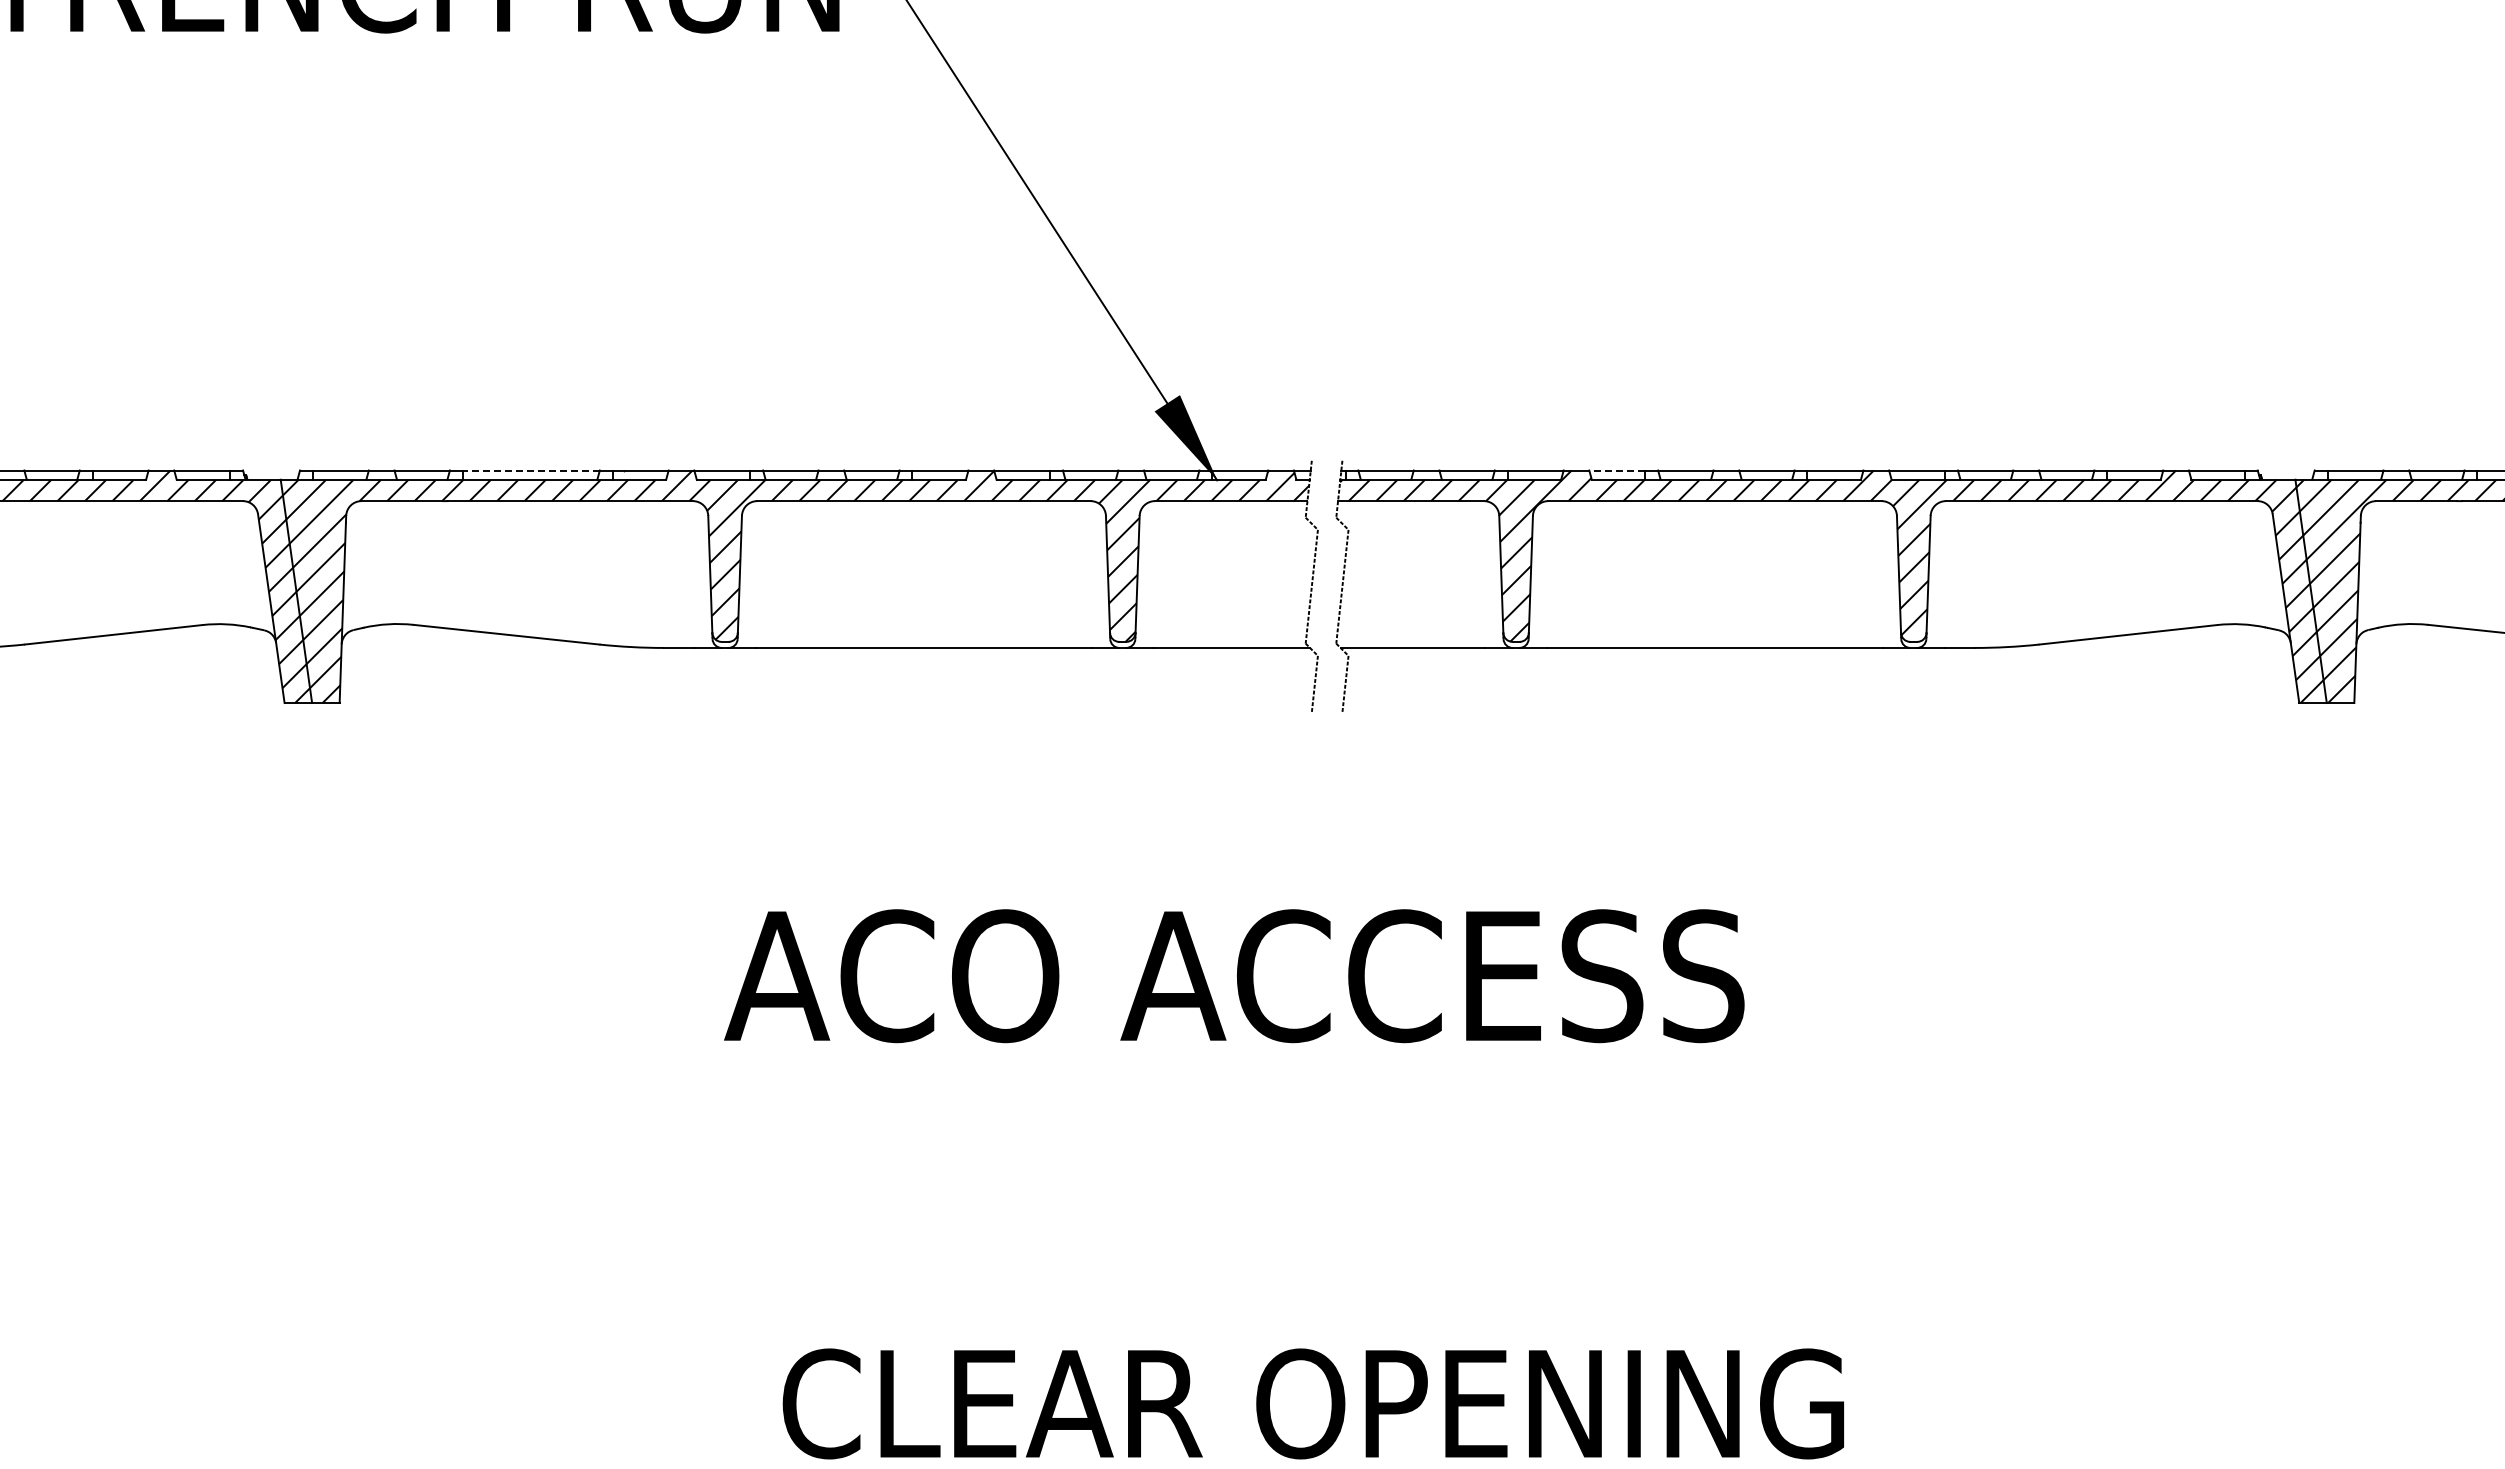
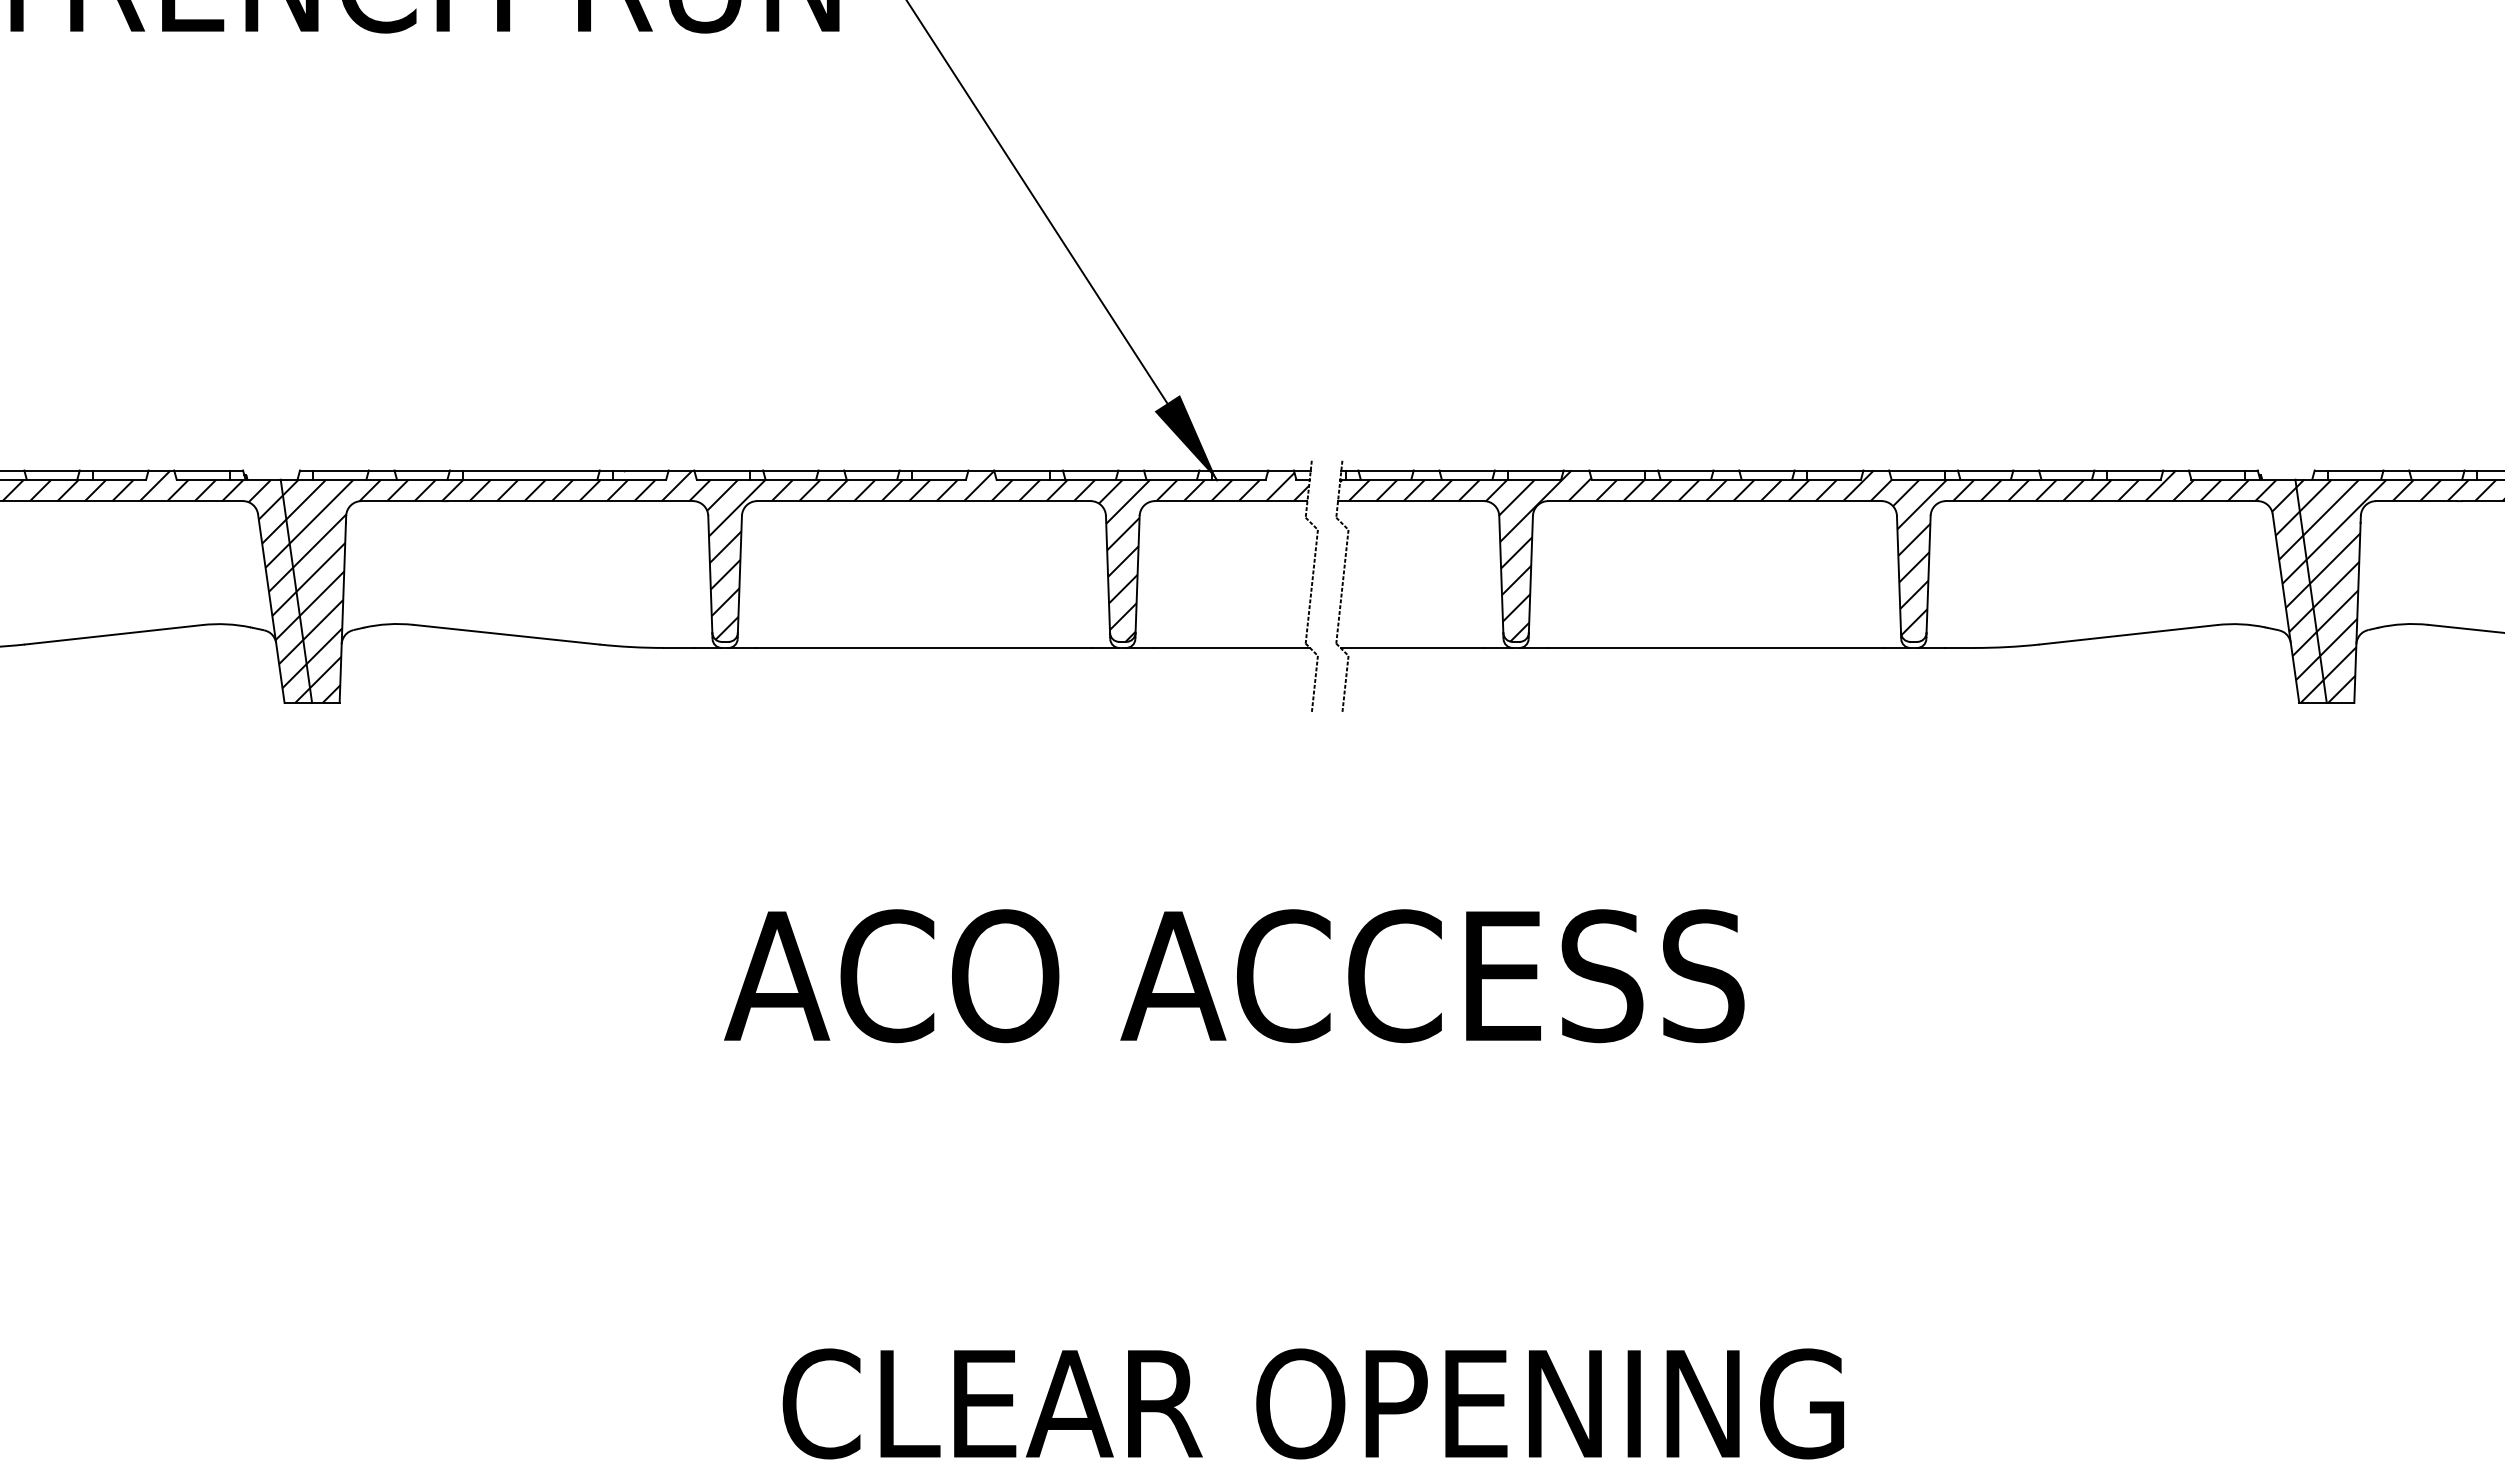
line: dashed -> solid (531, 470)
line: dashed -> solid (1617, 470)
